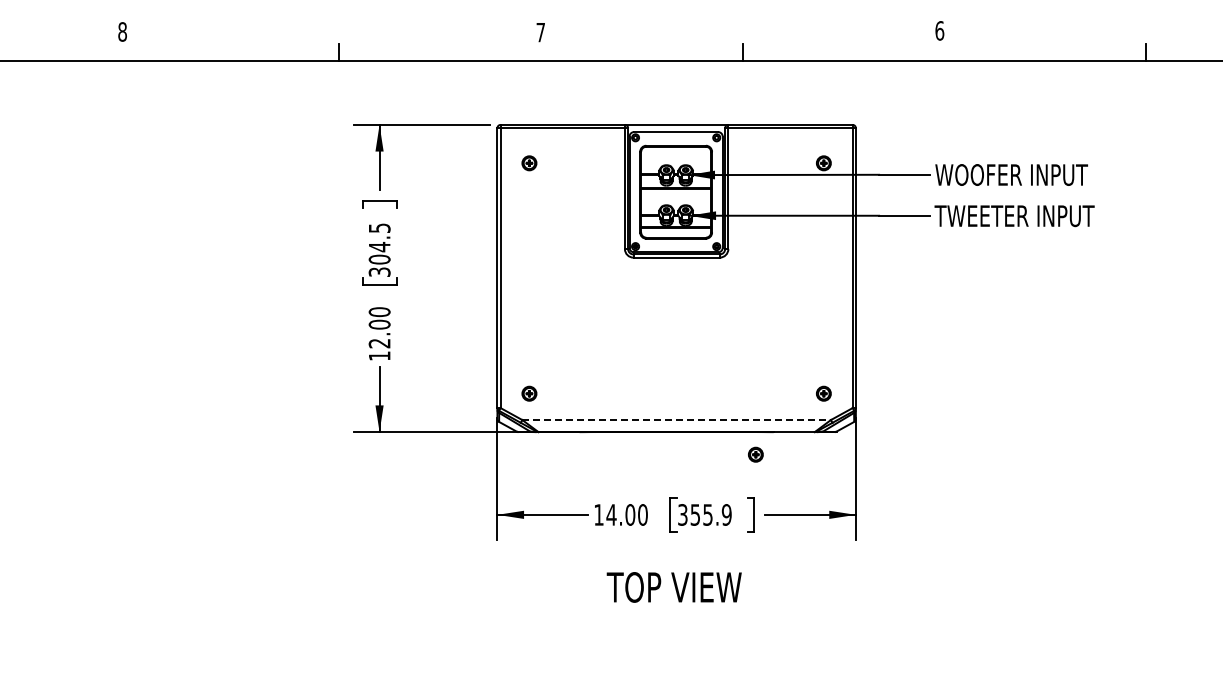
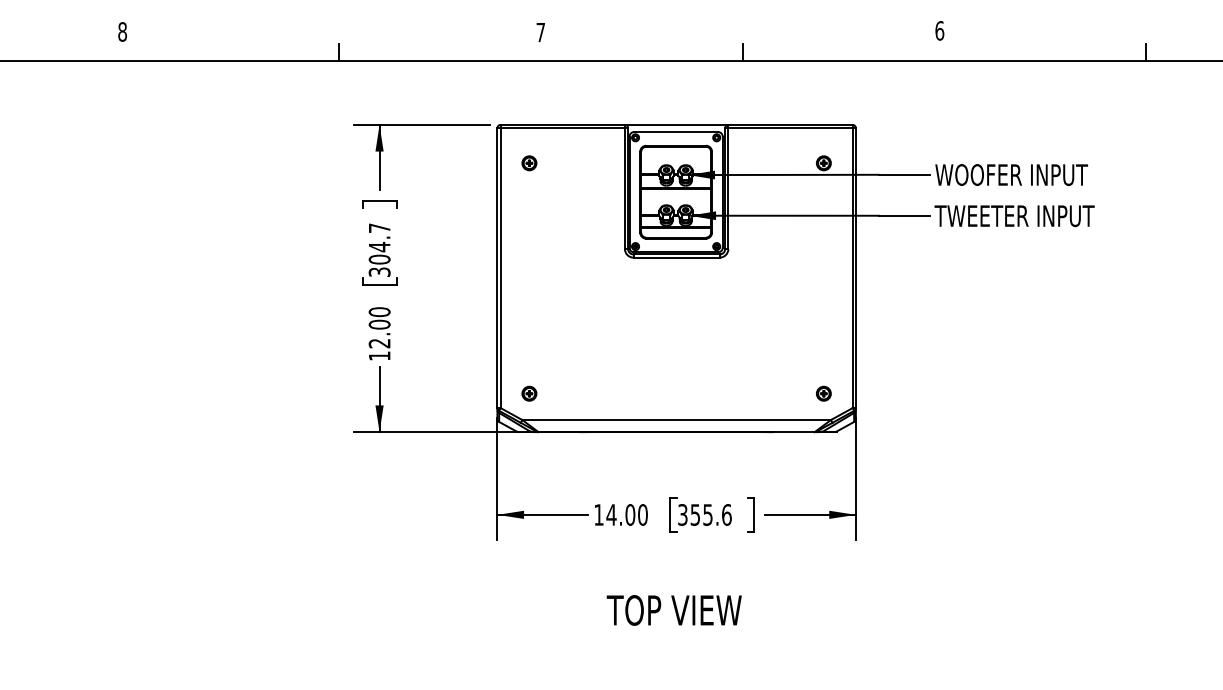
text: 304.5 -> 304.7 (379, 227)
line: dashed -> solid (677, 420)
part: present -> none (755, 454)
text: 355.9 -> 355.6 (726, 514)
text position: (673, 587) -> (673, 610) (673, 610)
